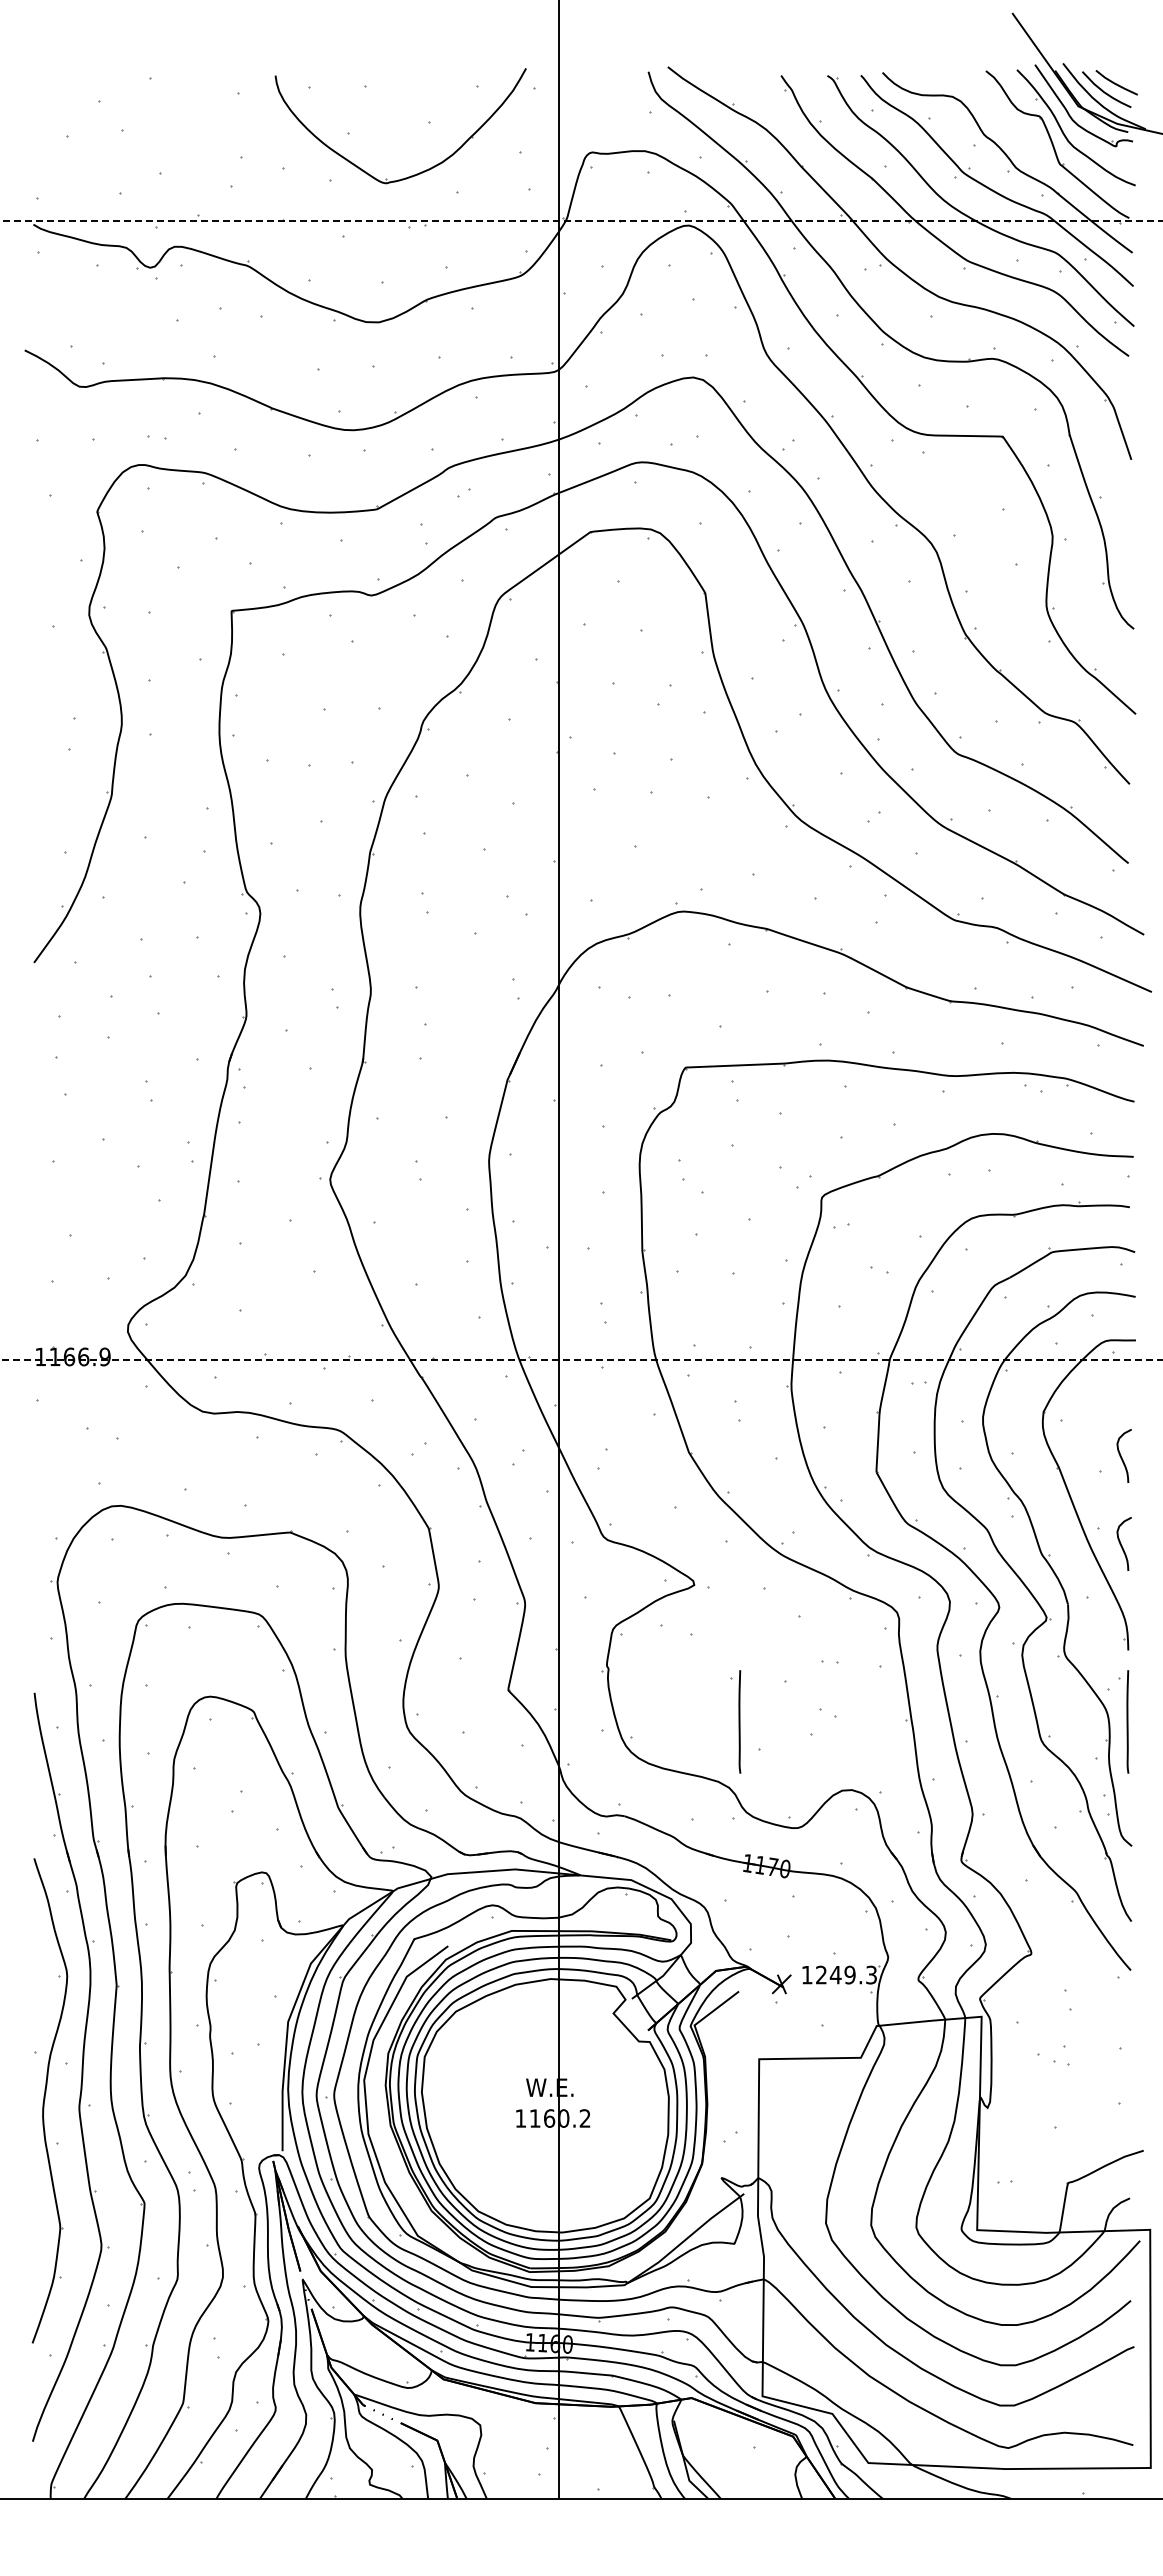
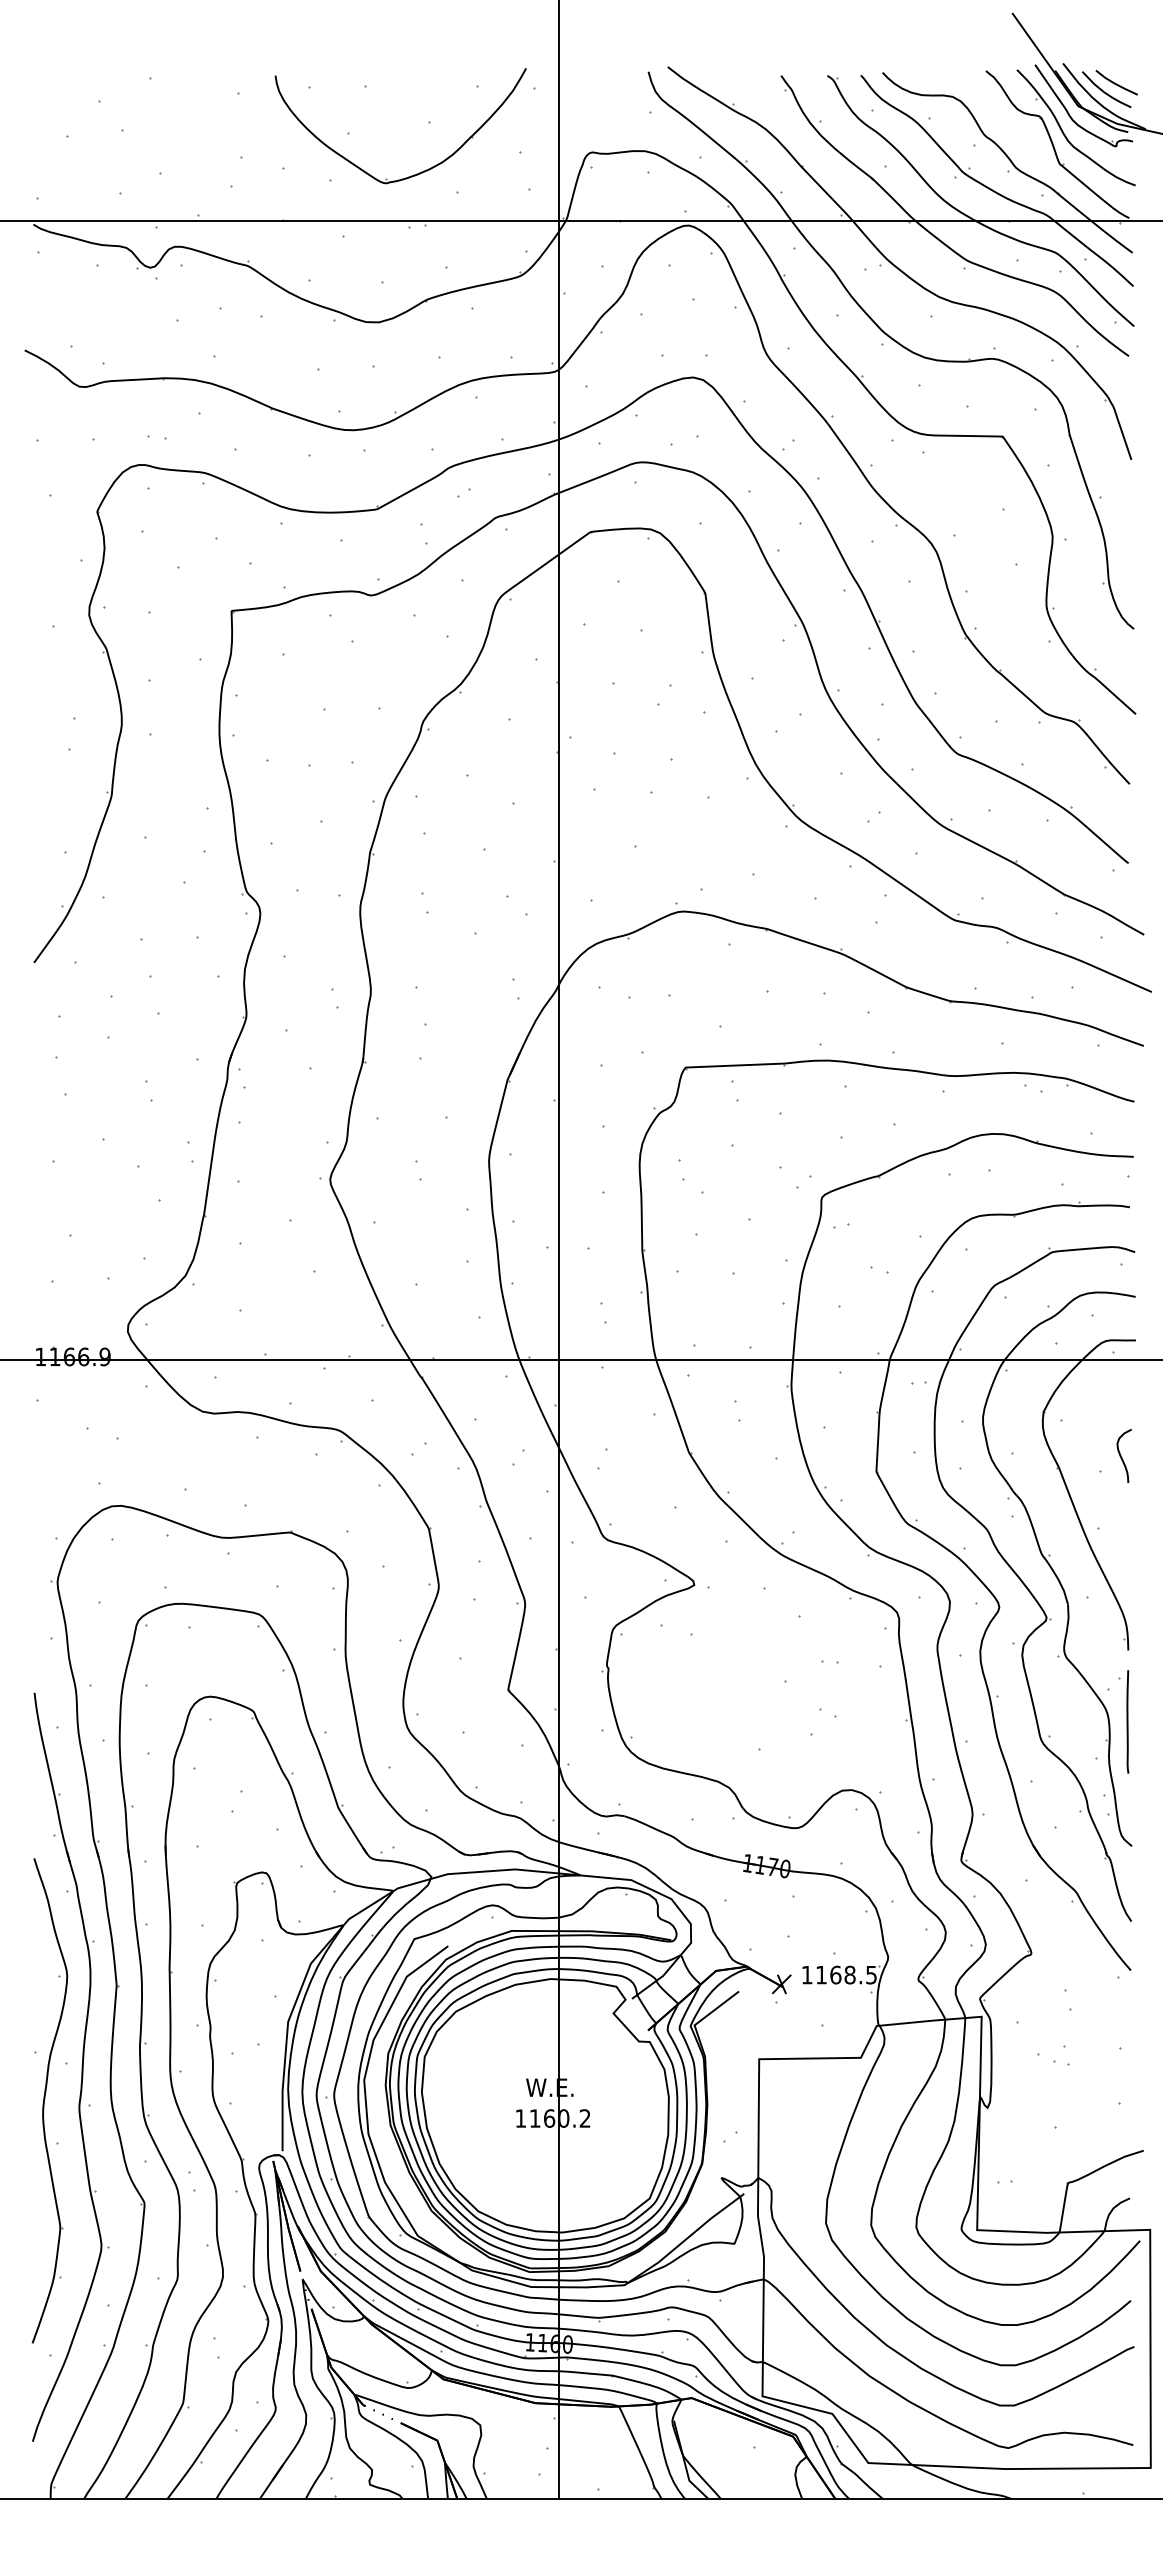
line: dashed -> solid (581, 220)
line: dashed -> solid (582, 1359)
curve: present -> none (1121, 1543)
part: present -> none (735, 1721)
text: 1249.3 -> 1168.5 (846, 1974)
